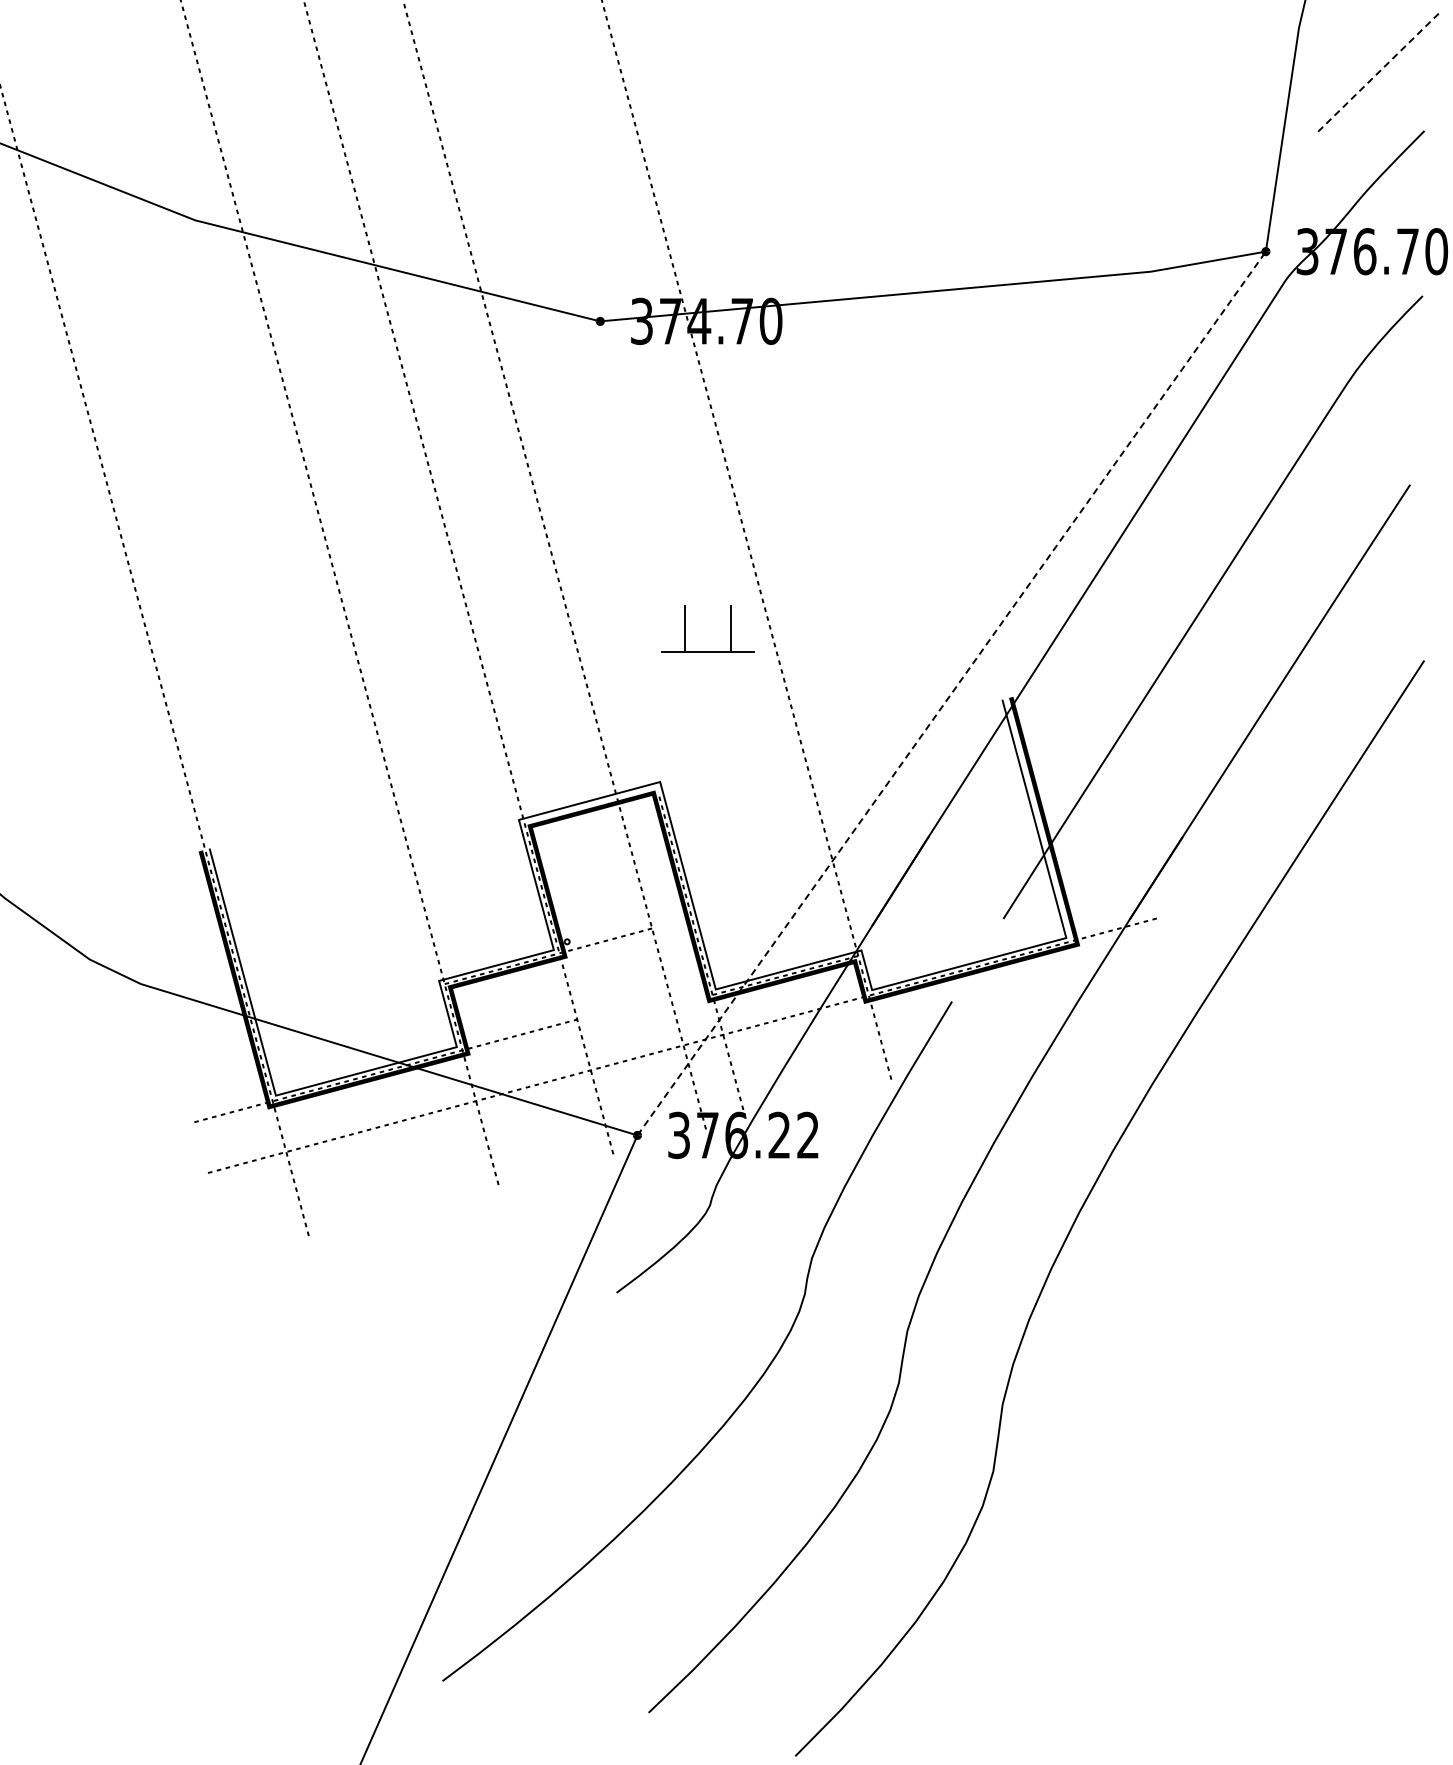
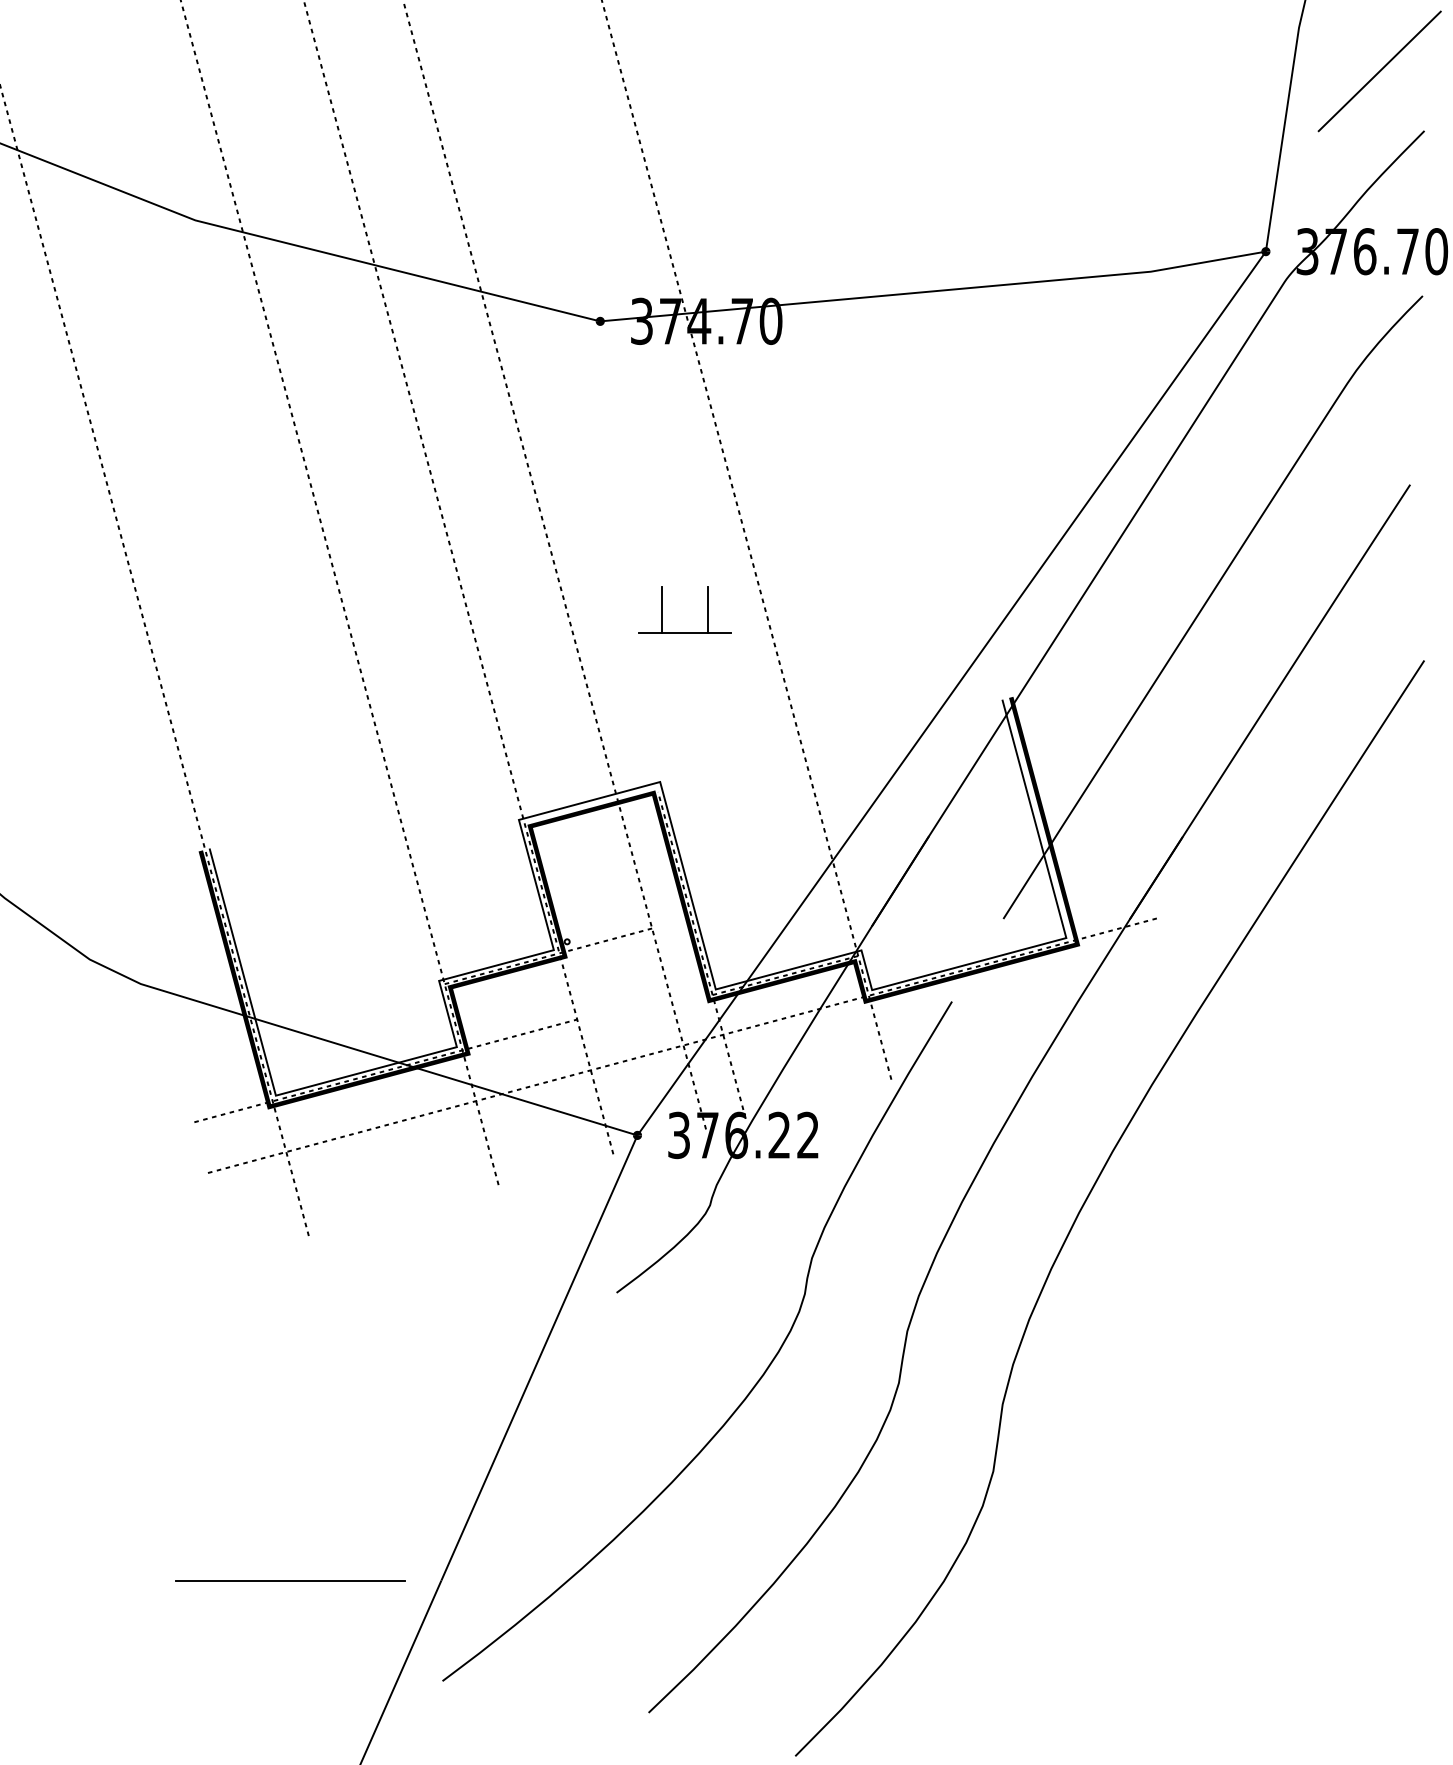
line: dashed -> solid (1380, 70)
part position: (685, 628) -> (662, 609) (662, 609)
line: dashed -> solid (951, 693)
line: none -> present (290, 1581)
